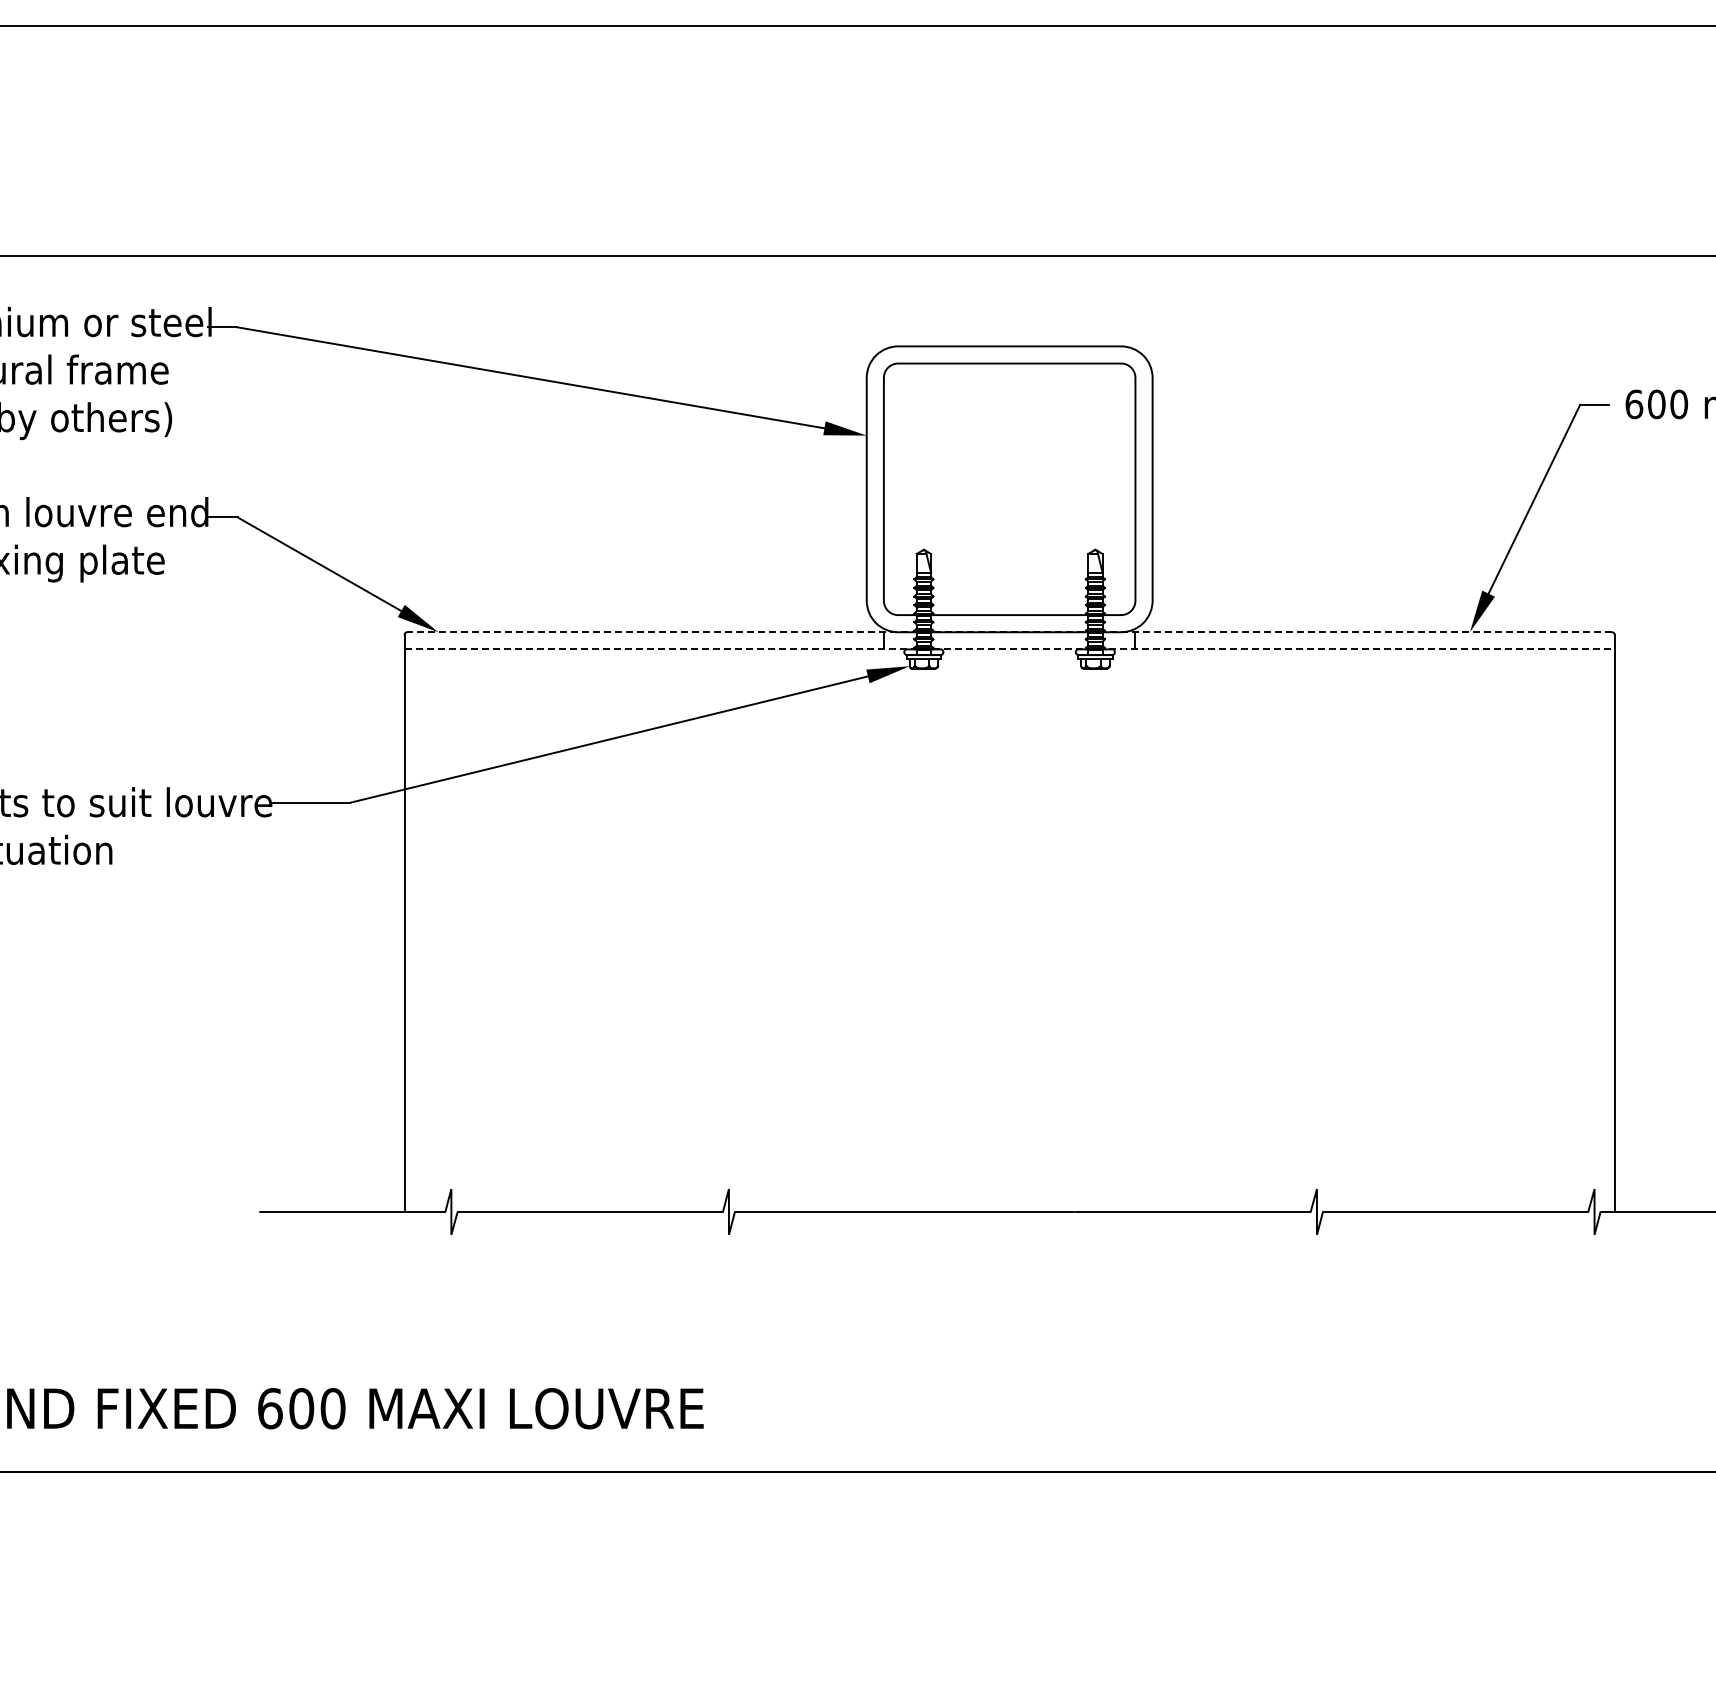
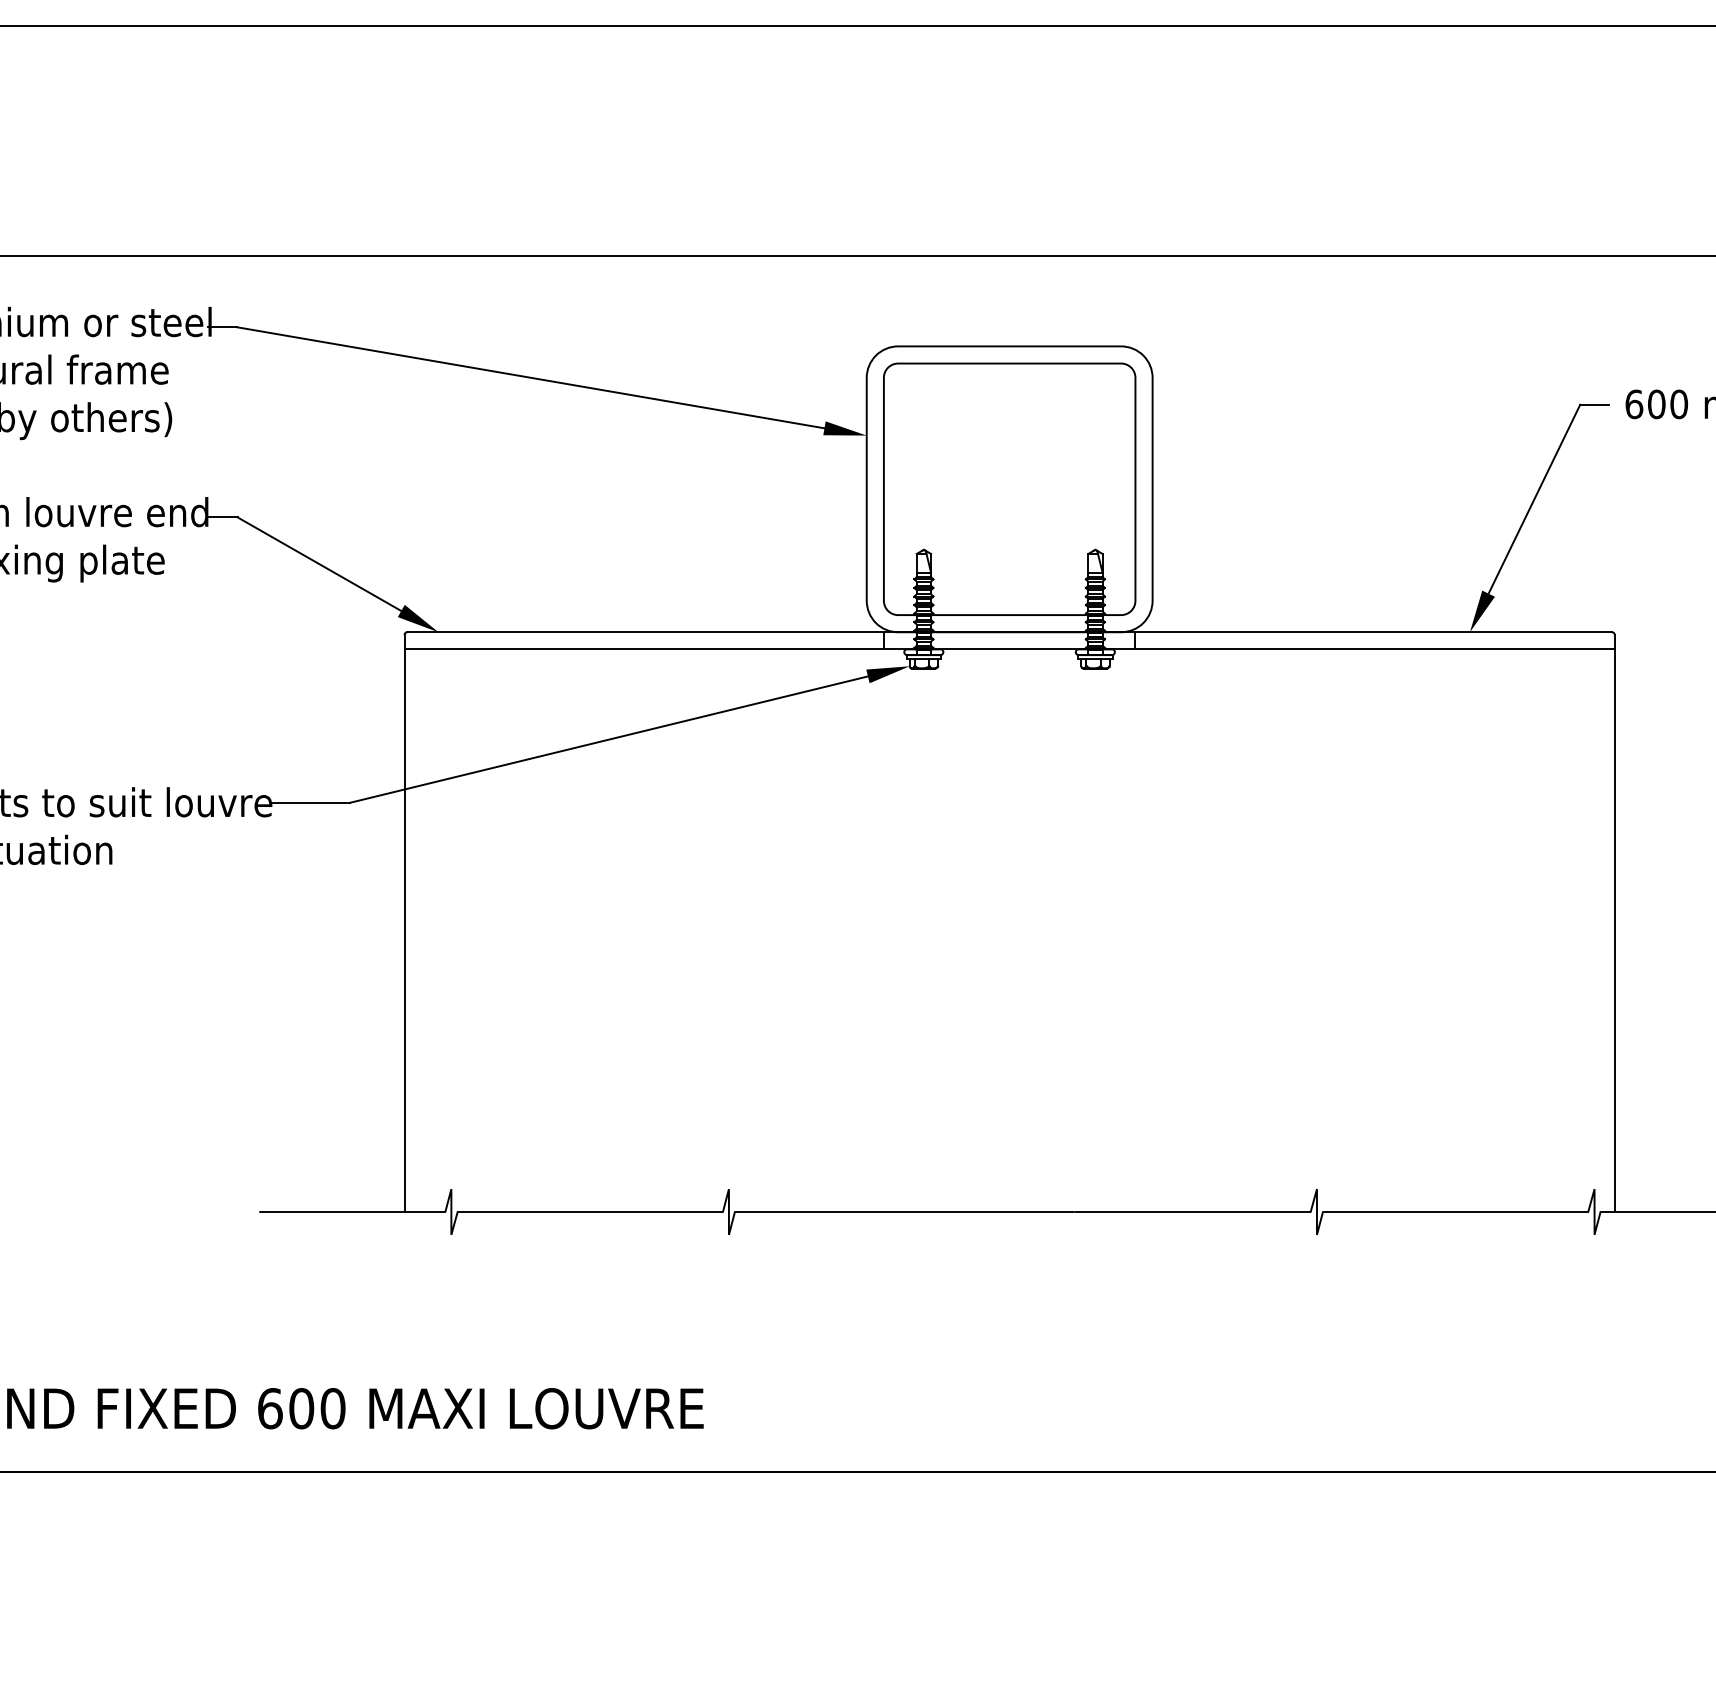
line: dashed -> solid (1009, 632)
line: dashed -> solid (1010, 649)
